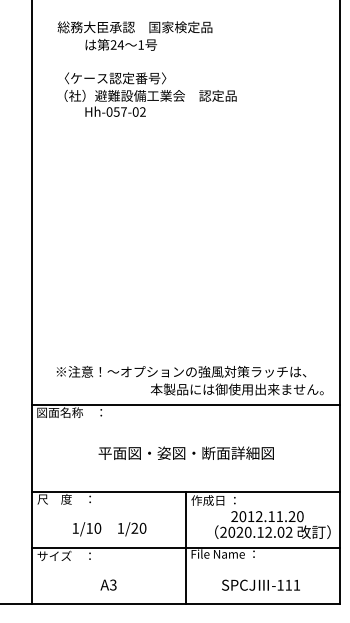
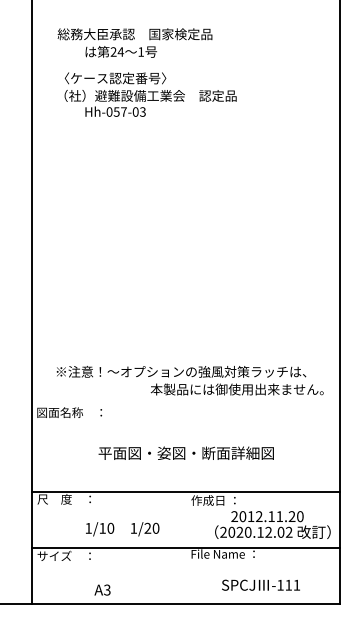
text position: (134, 35) -> (134, 42) (134, 42)
text: Hh-057-02 -> Hh-057-03 (142, 112)
line: present -> none (185, 404)
text position: (109, 529) -> (122, 529) (122, 529)
line: present -> none (185, 547)
text position: (108, 584) -> (102, 589) (102, 589)
